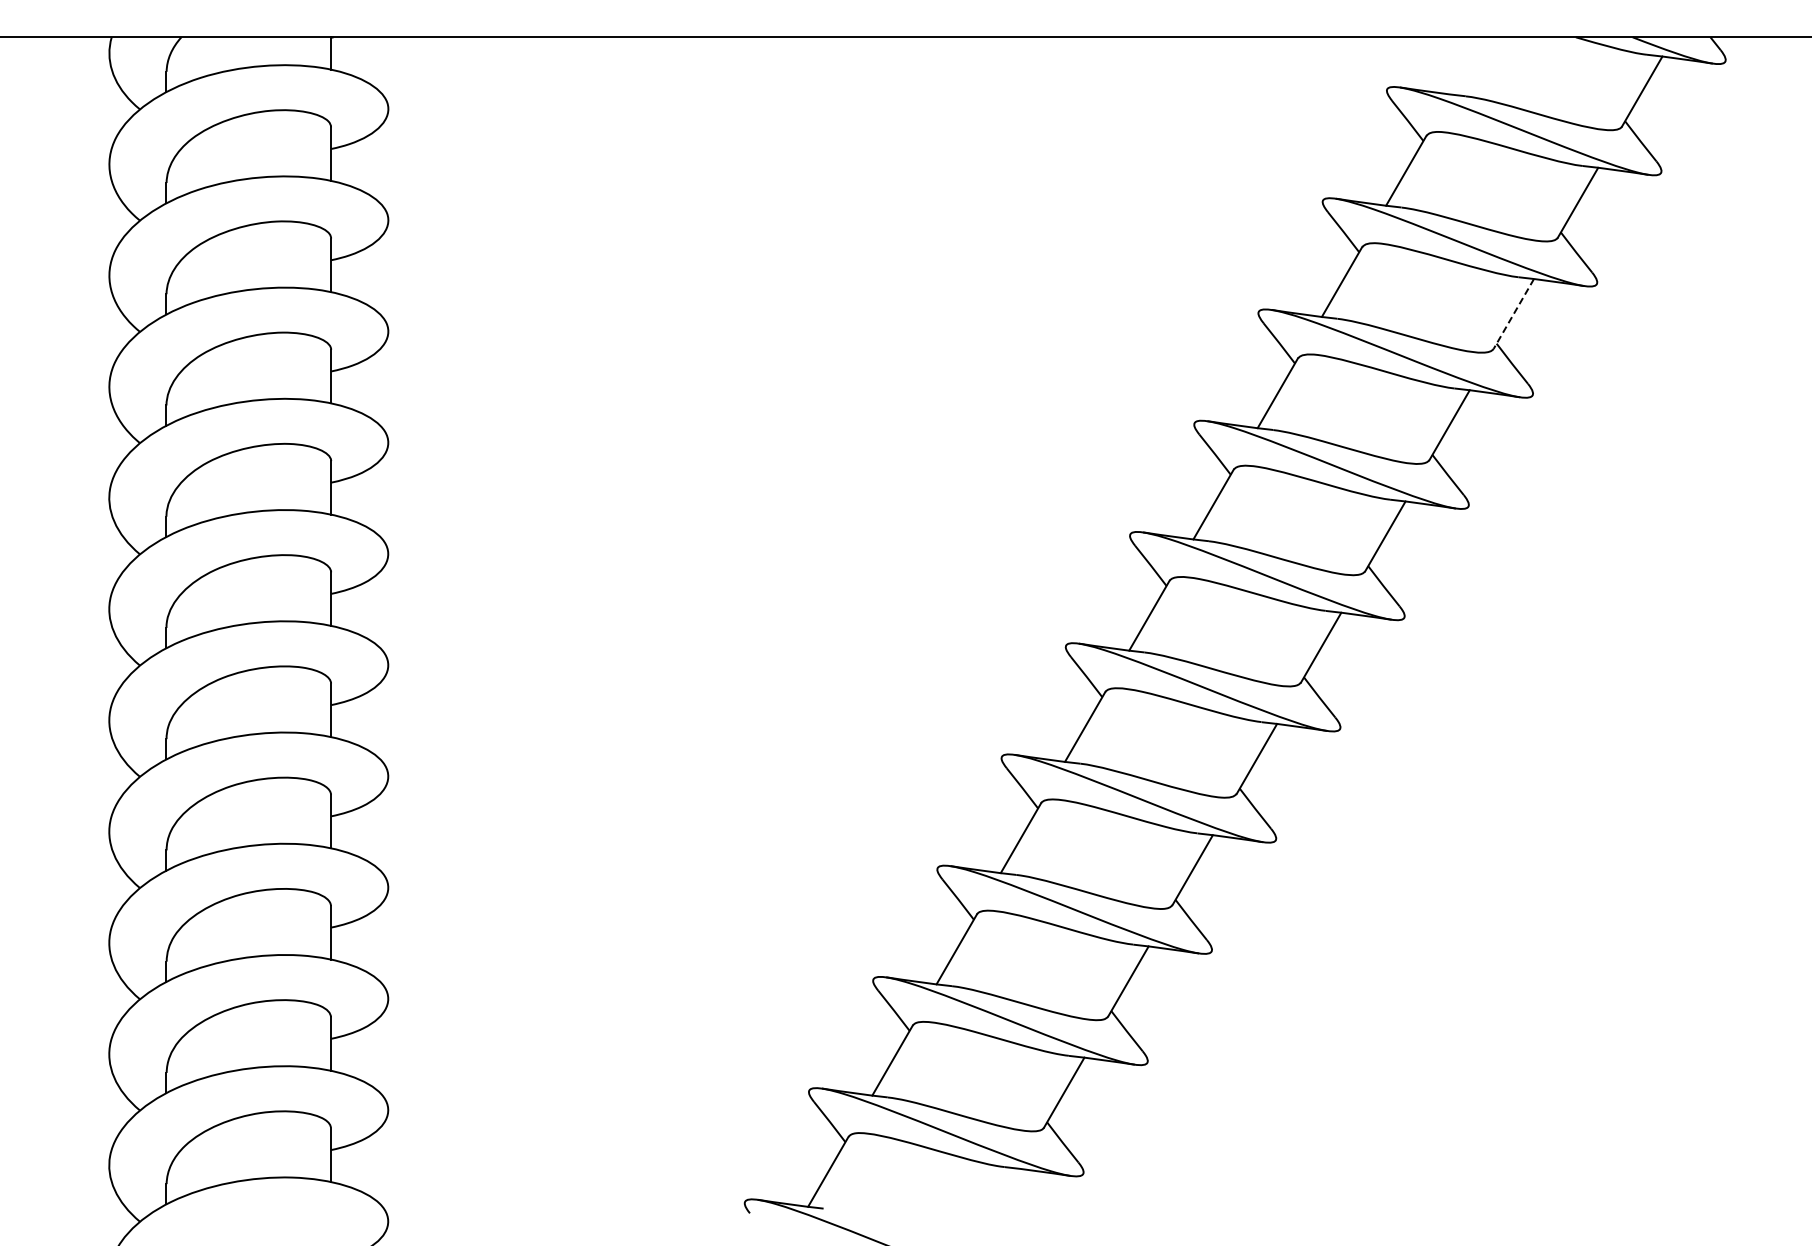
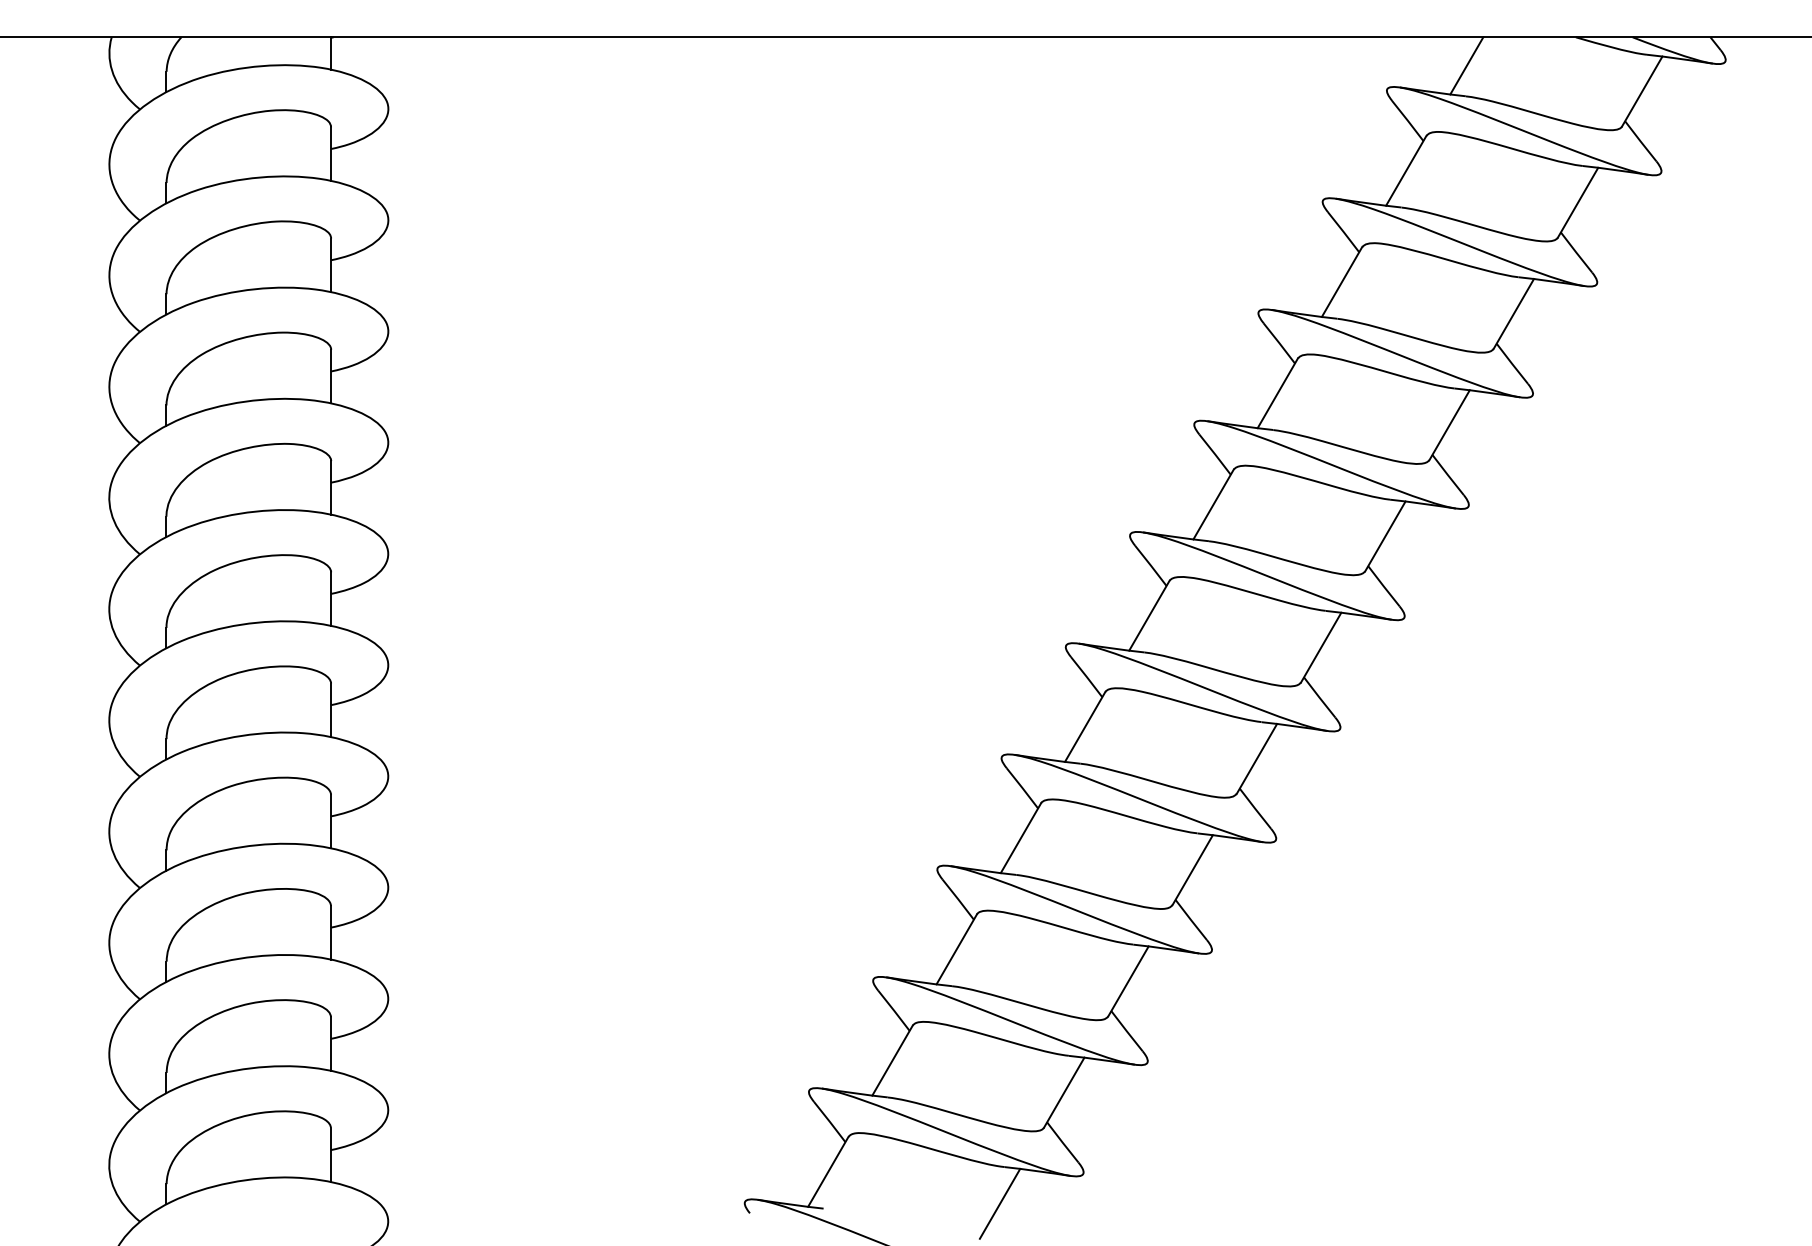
line: none -> present (1466, 65)
line: dashed -> solid (1513, 314)
line: none -> present (999, 1203)
